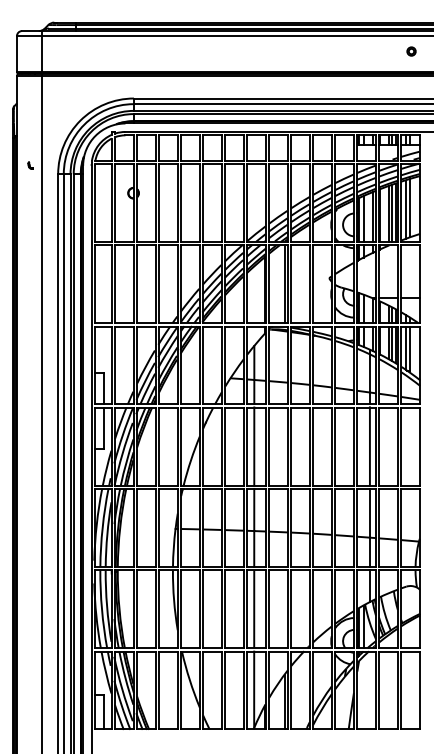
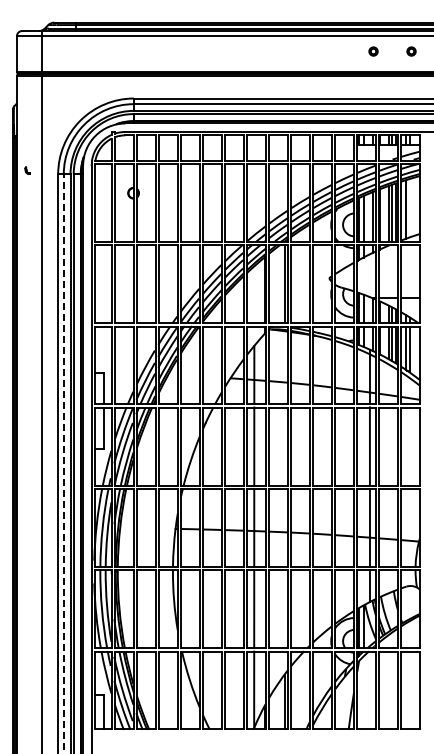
part: none -> present (373, 51)
part position: (30, 165) -> (27, 170) (27, 170)
line: present -> none (409, 207)
line: solid -> dashed (63, 464)
